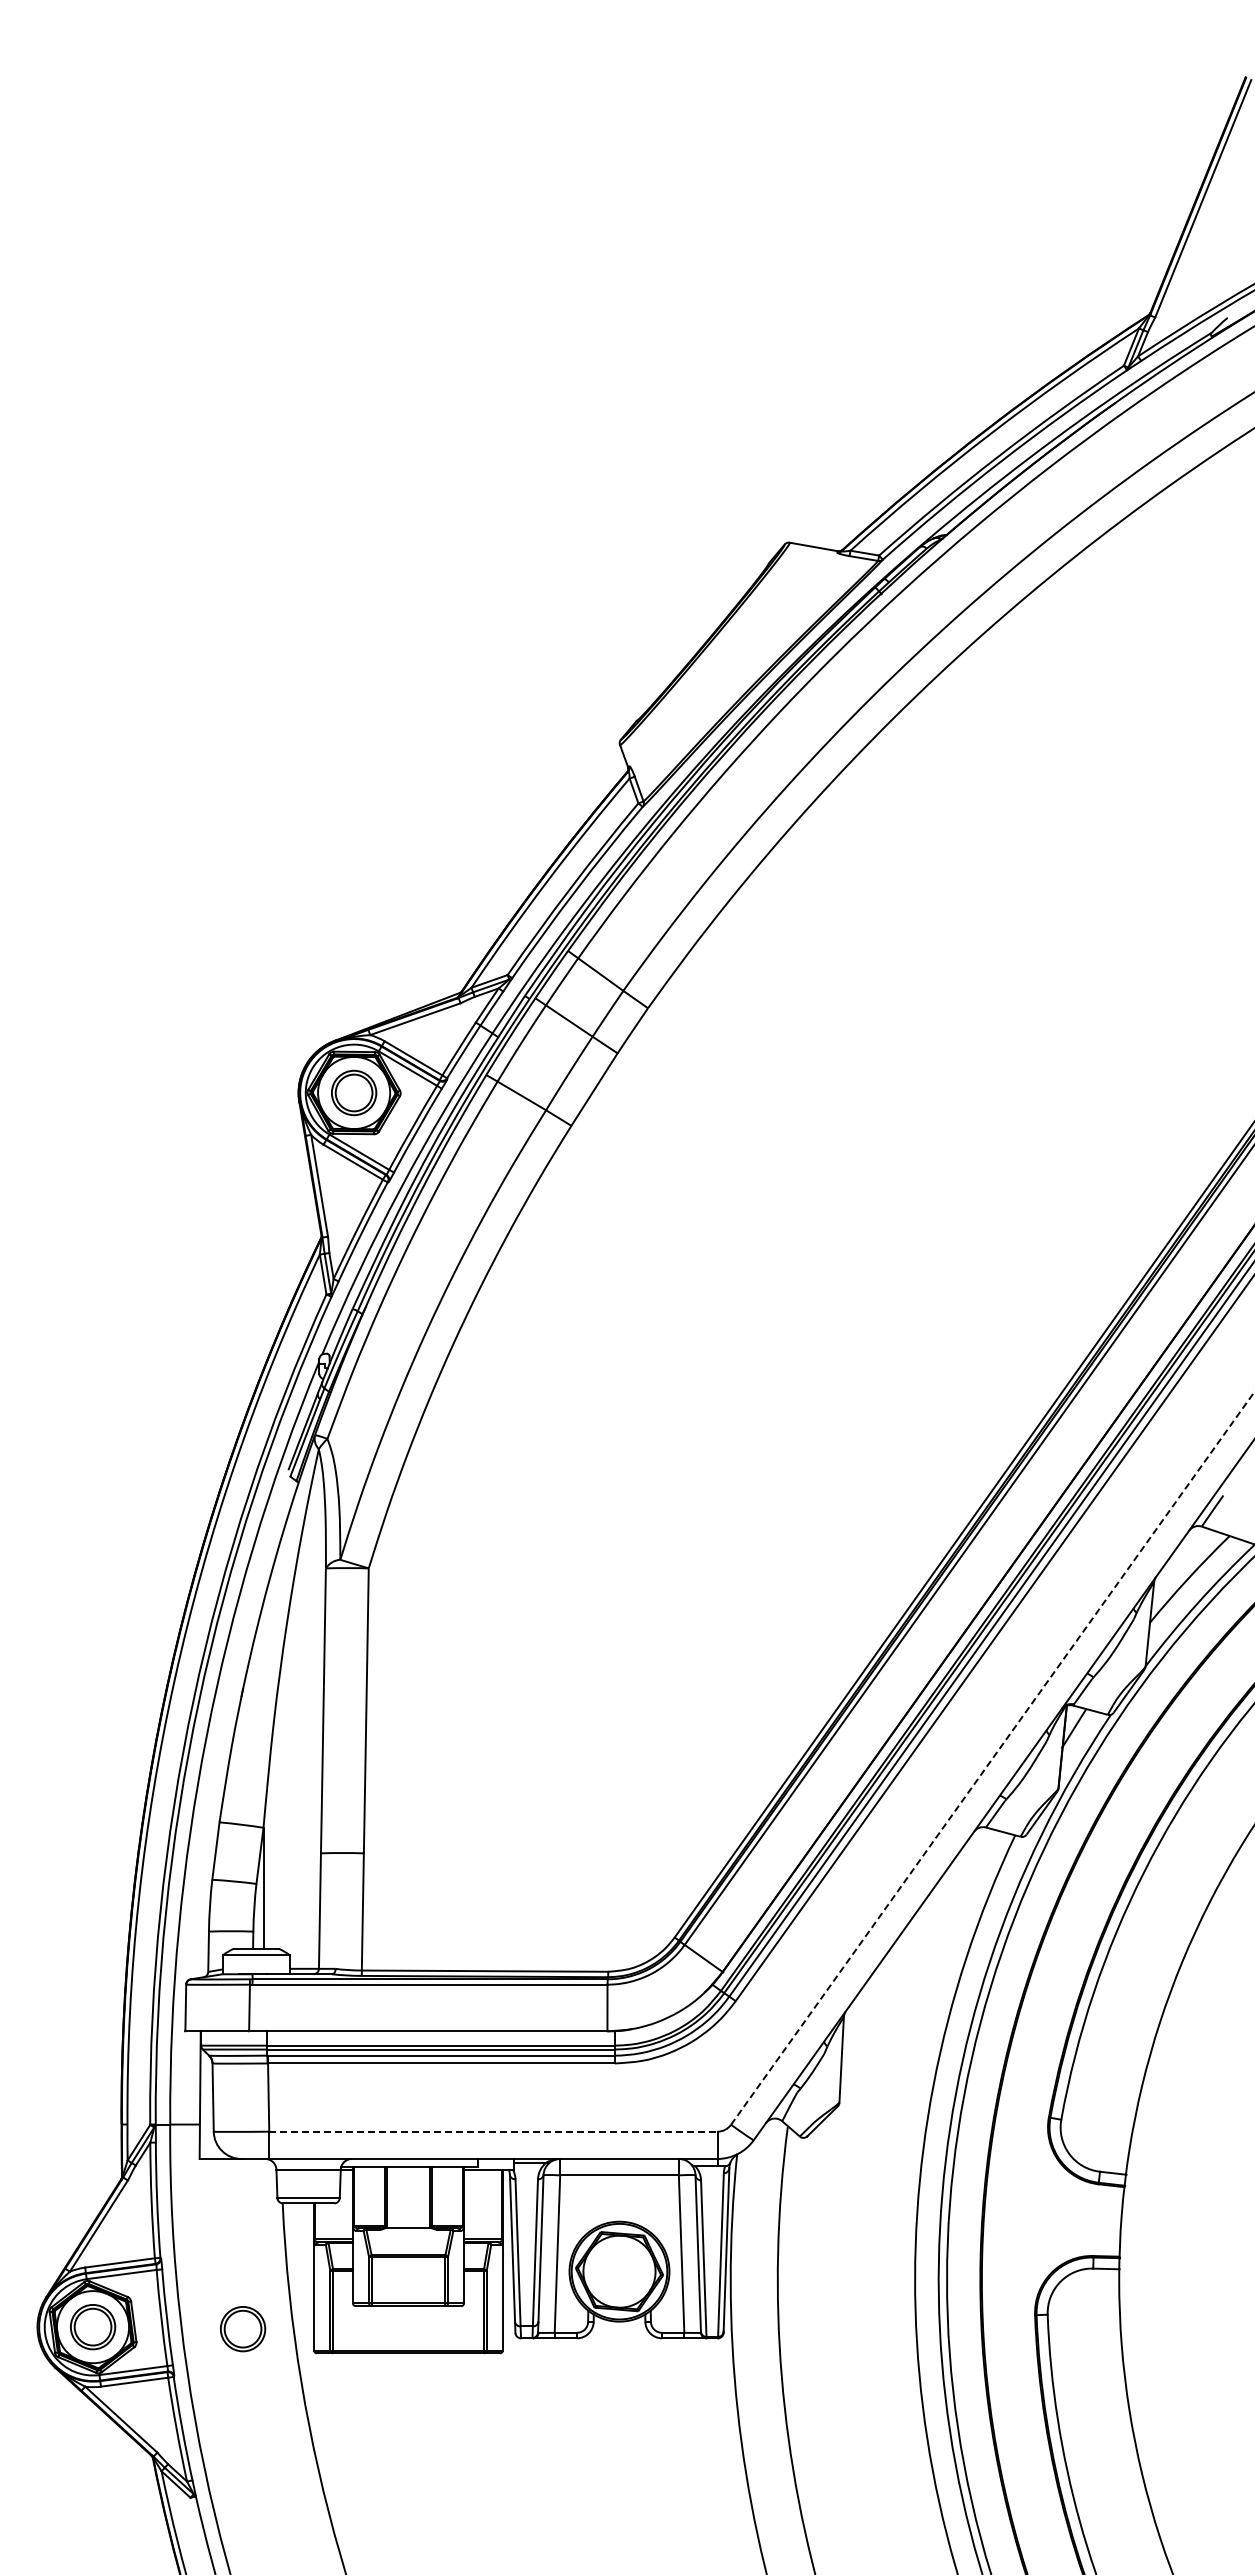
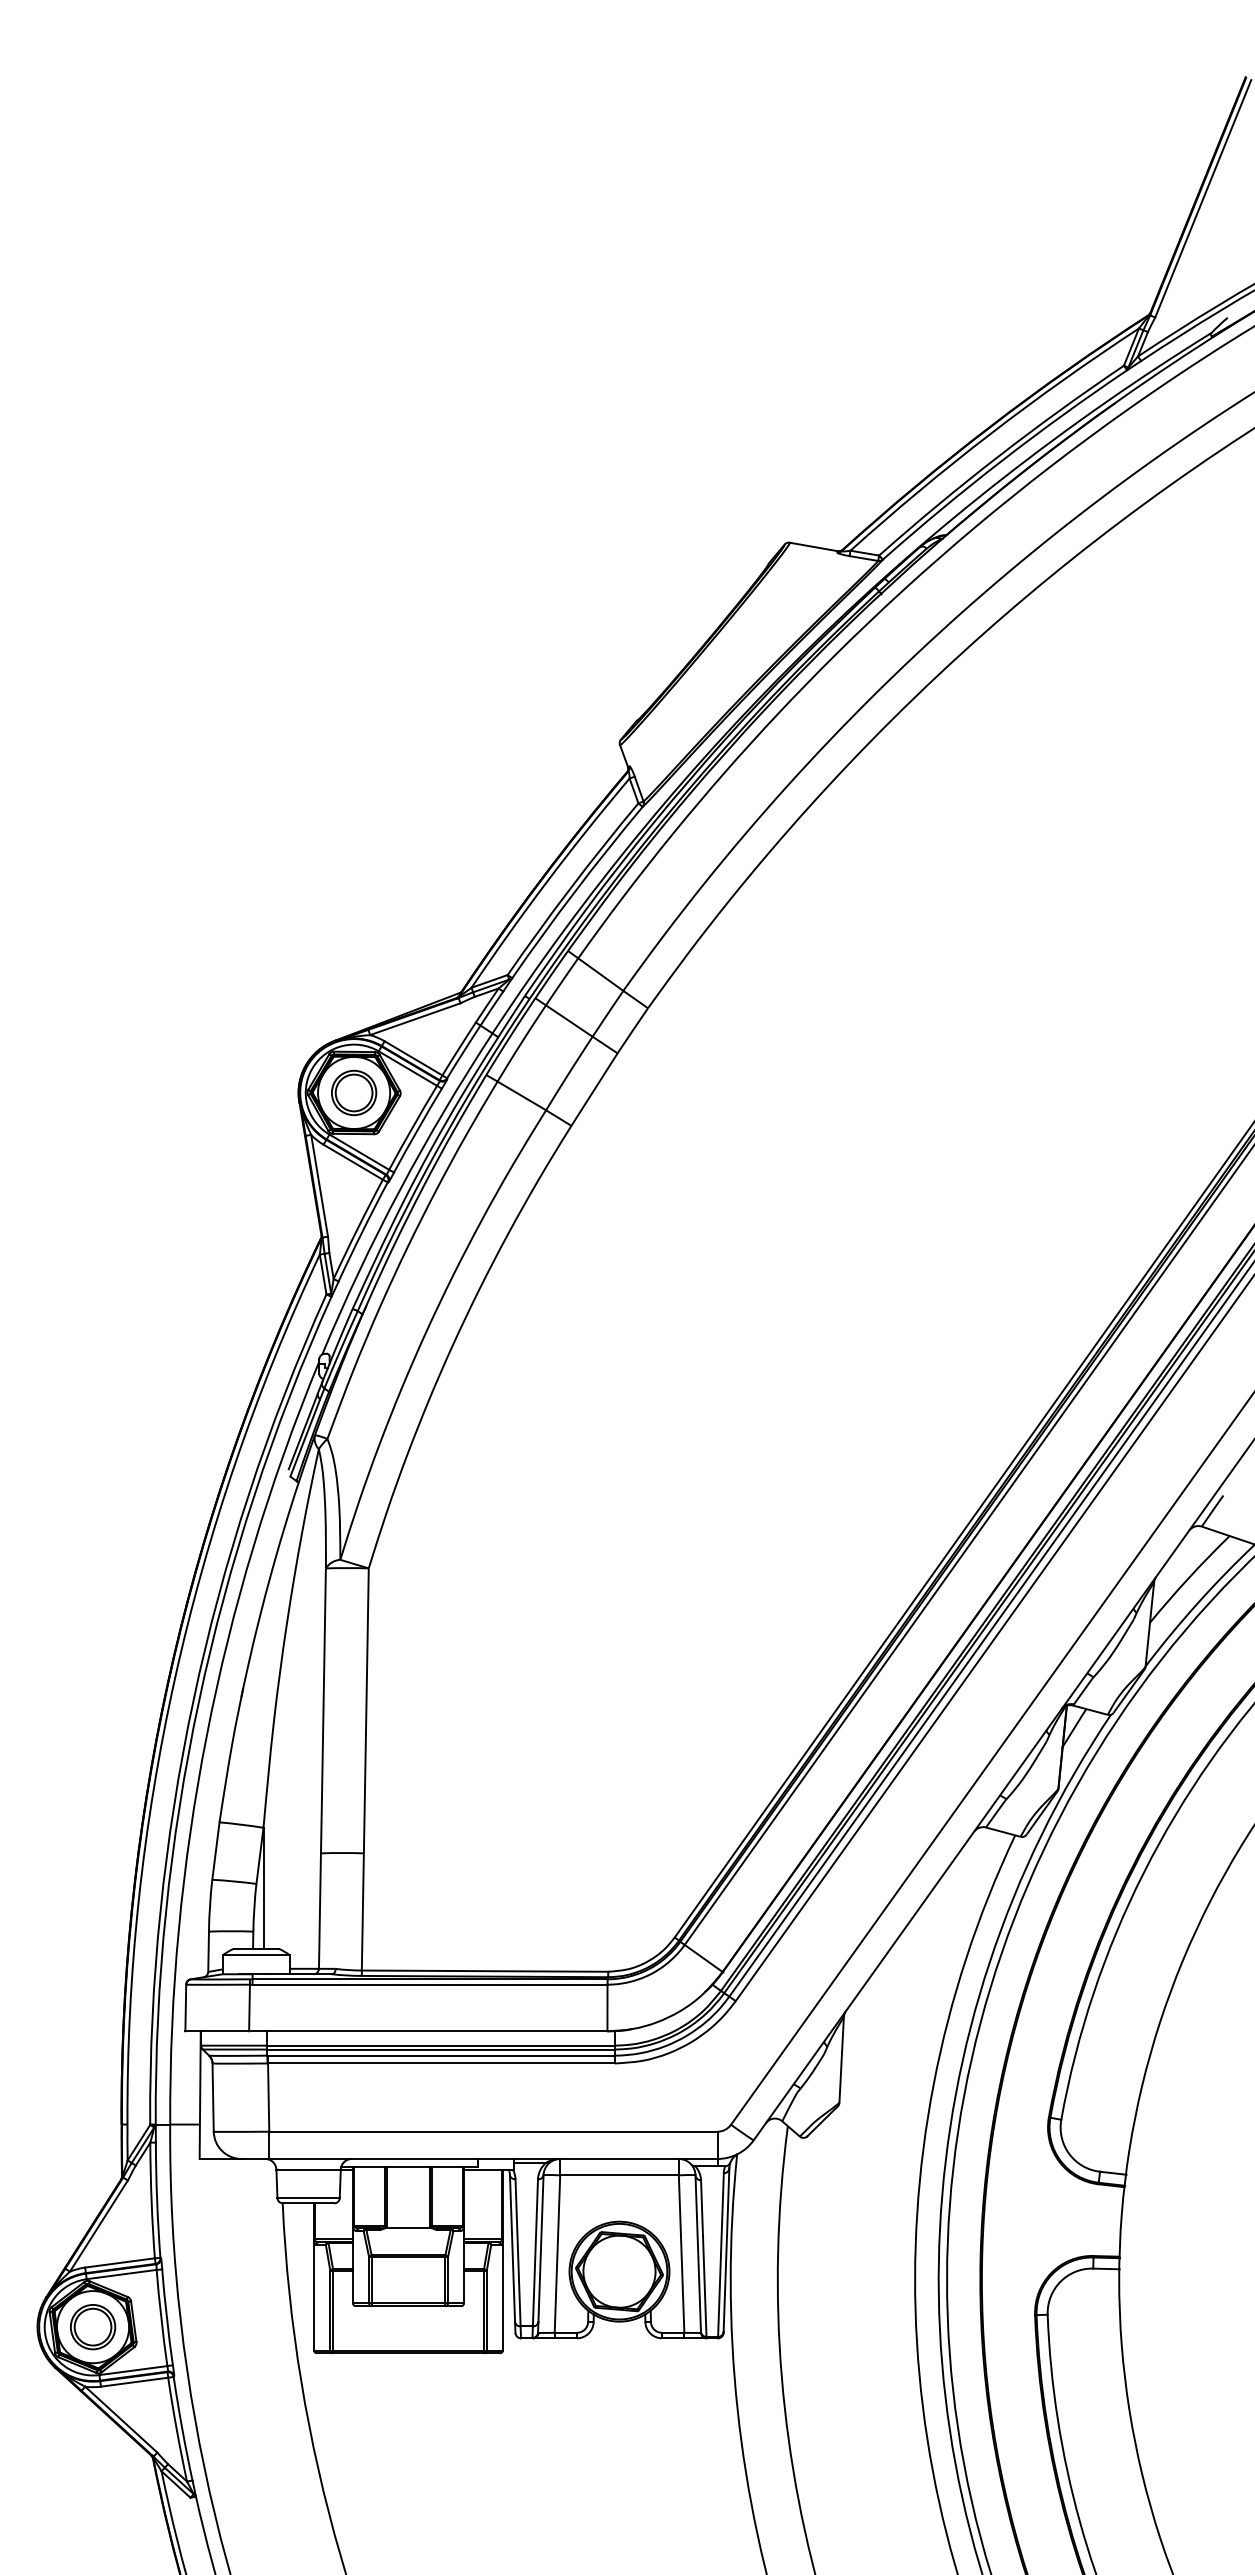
line: dashed -> solid (993, 1757)
line: dashed -> solid (493, 2131)
part: present -> none (243, 2329)
